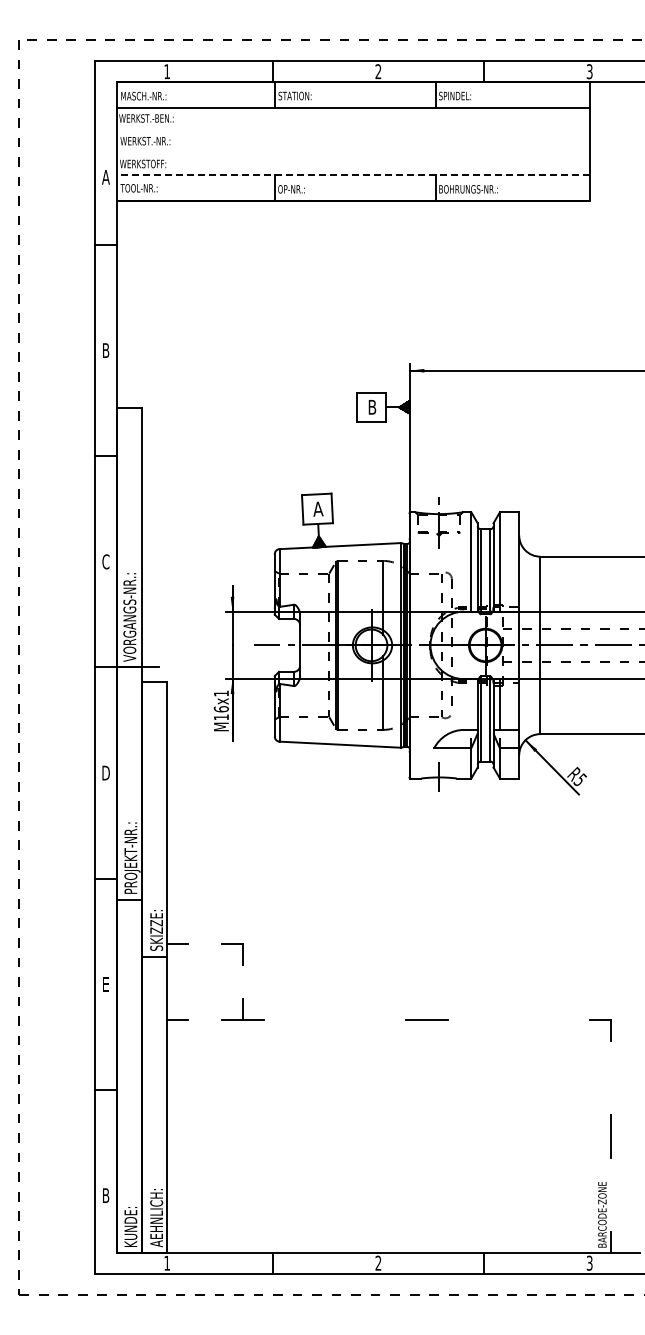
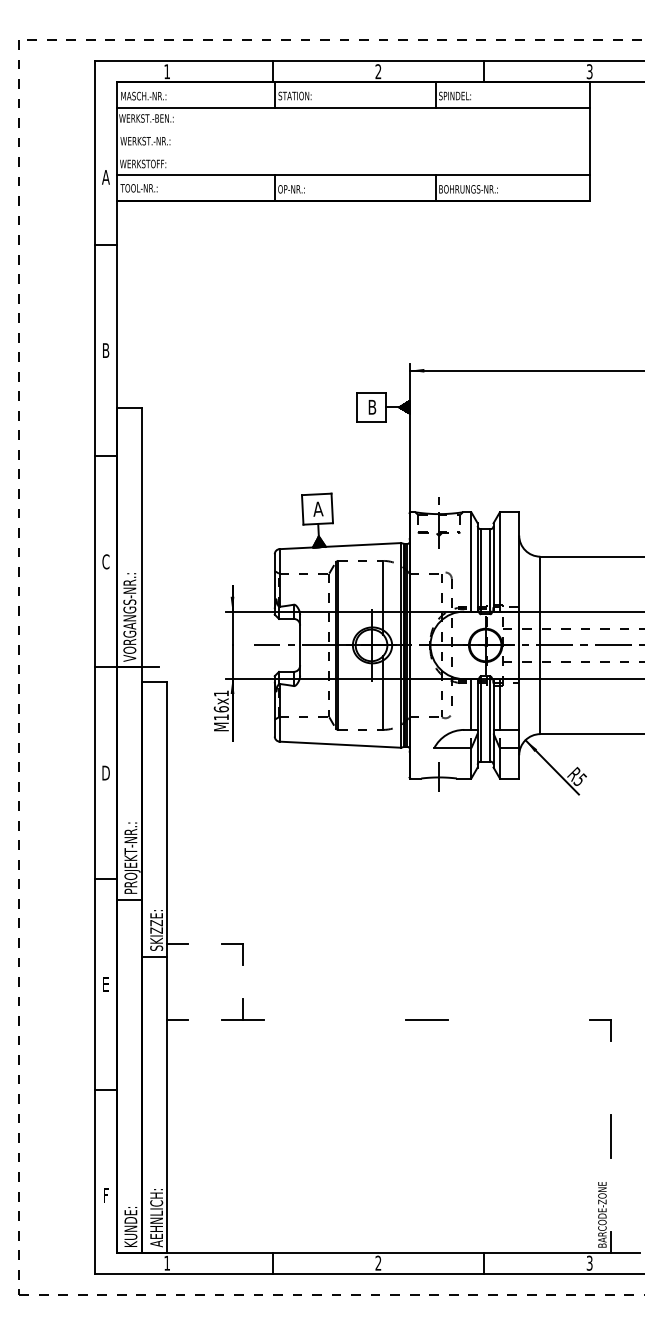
line: dashed -> solid (353, 175)
line: none -> present (471, 704)
text: B -> F (106, 1195)
